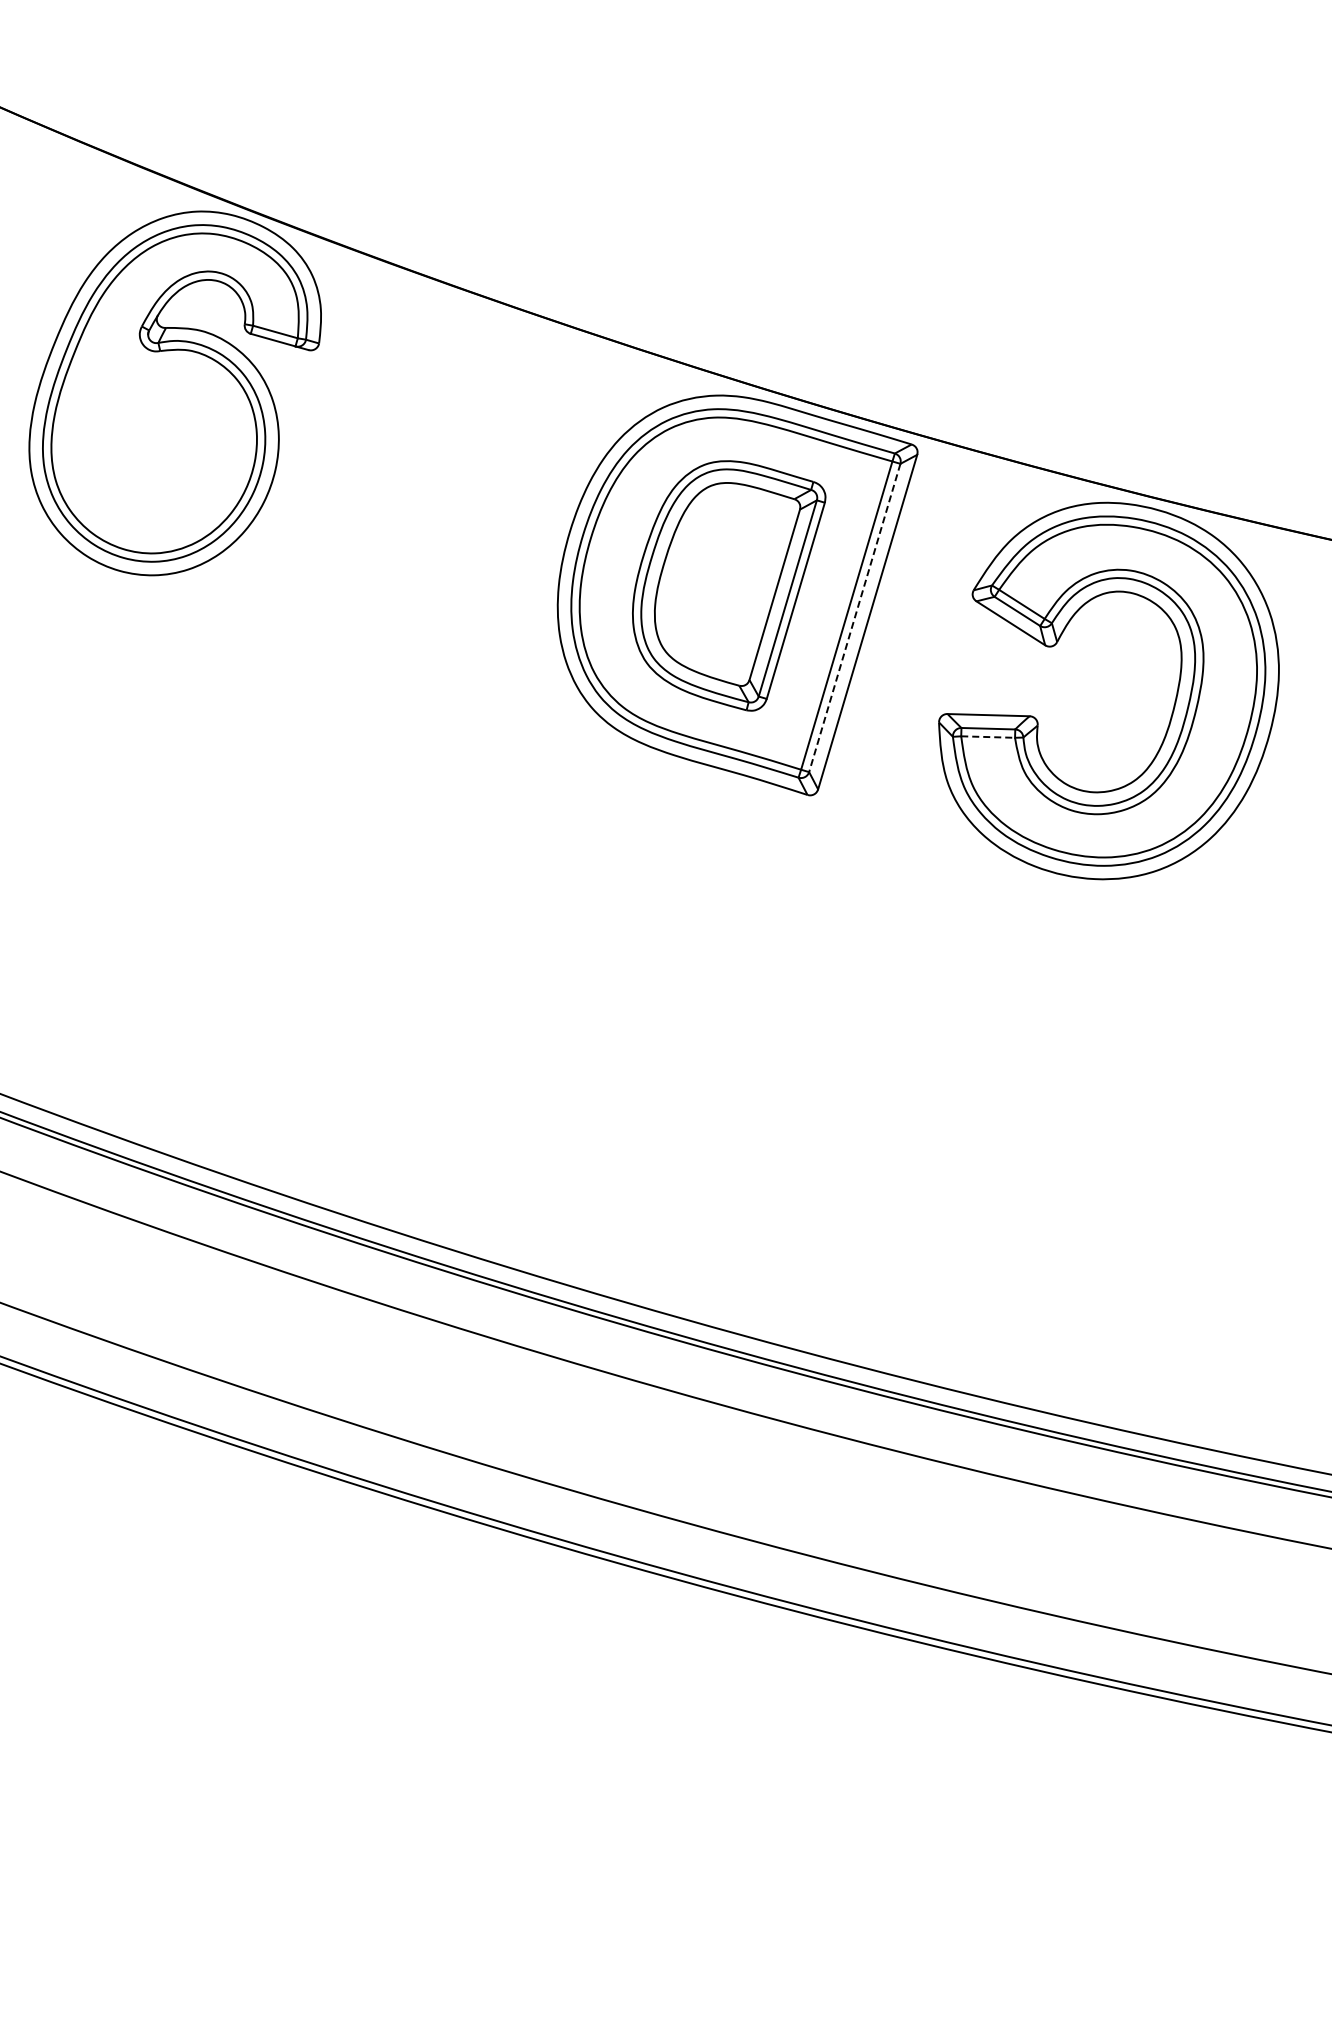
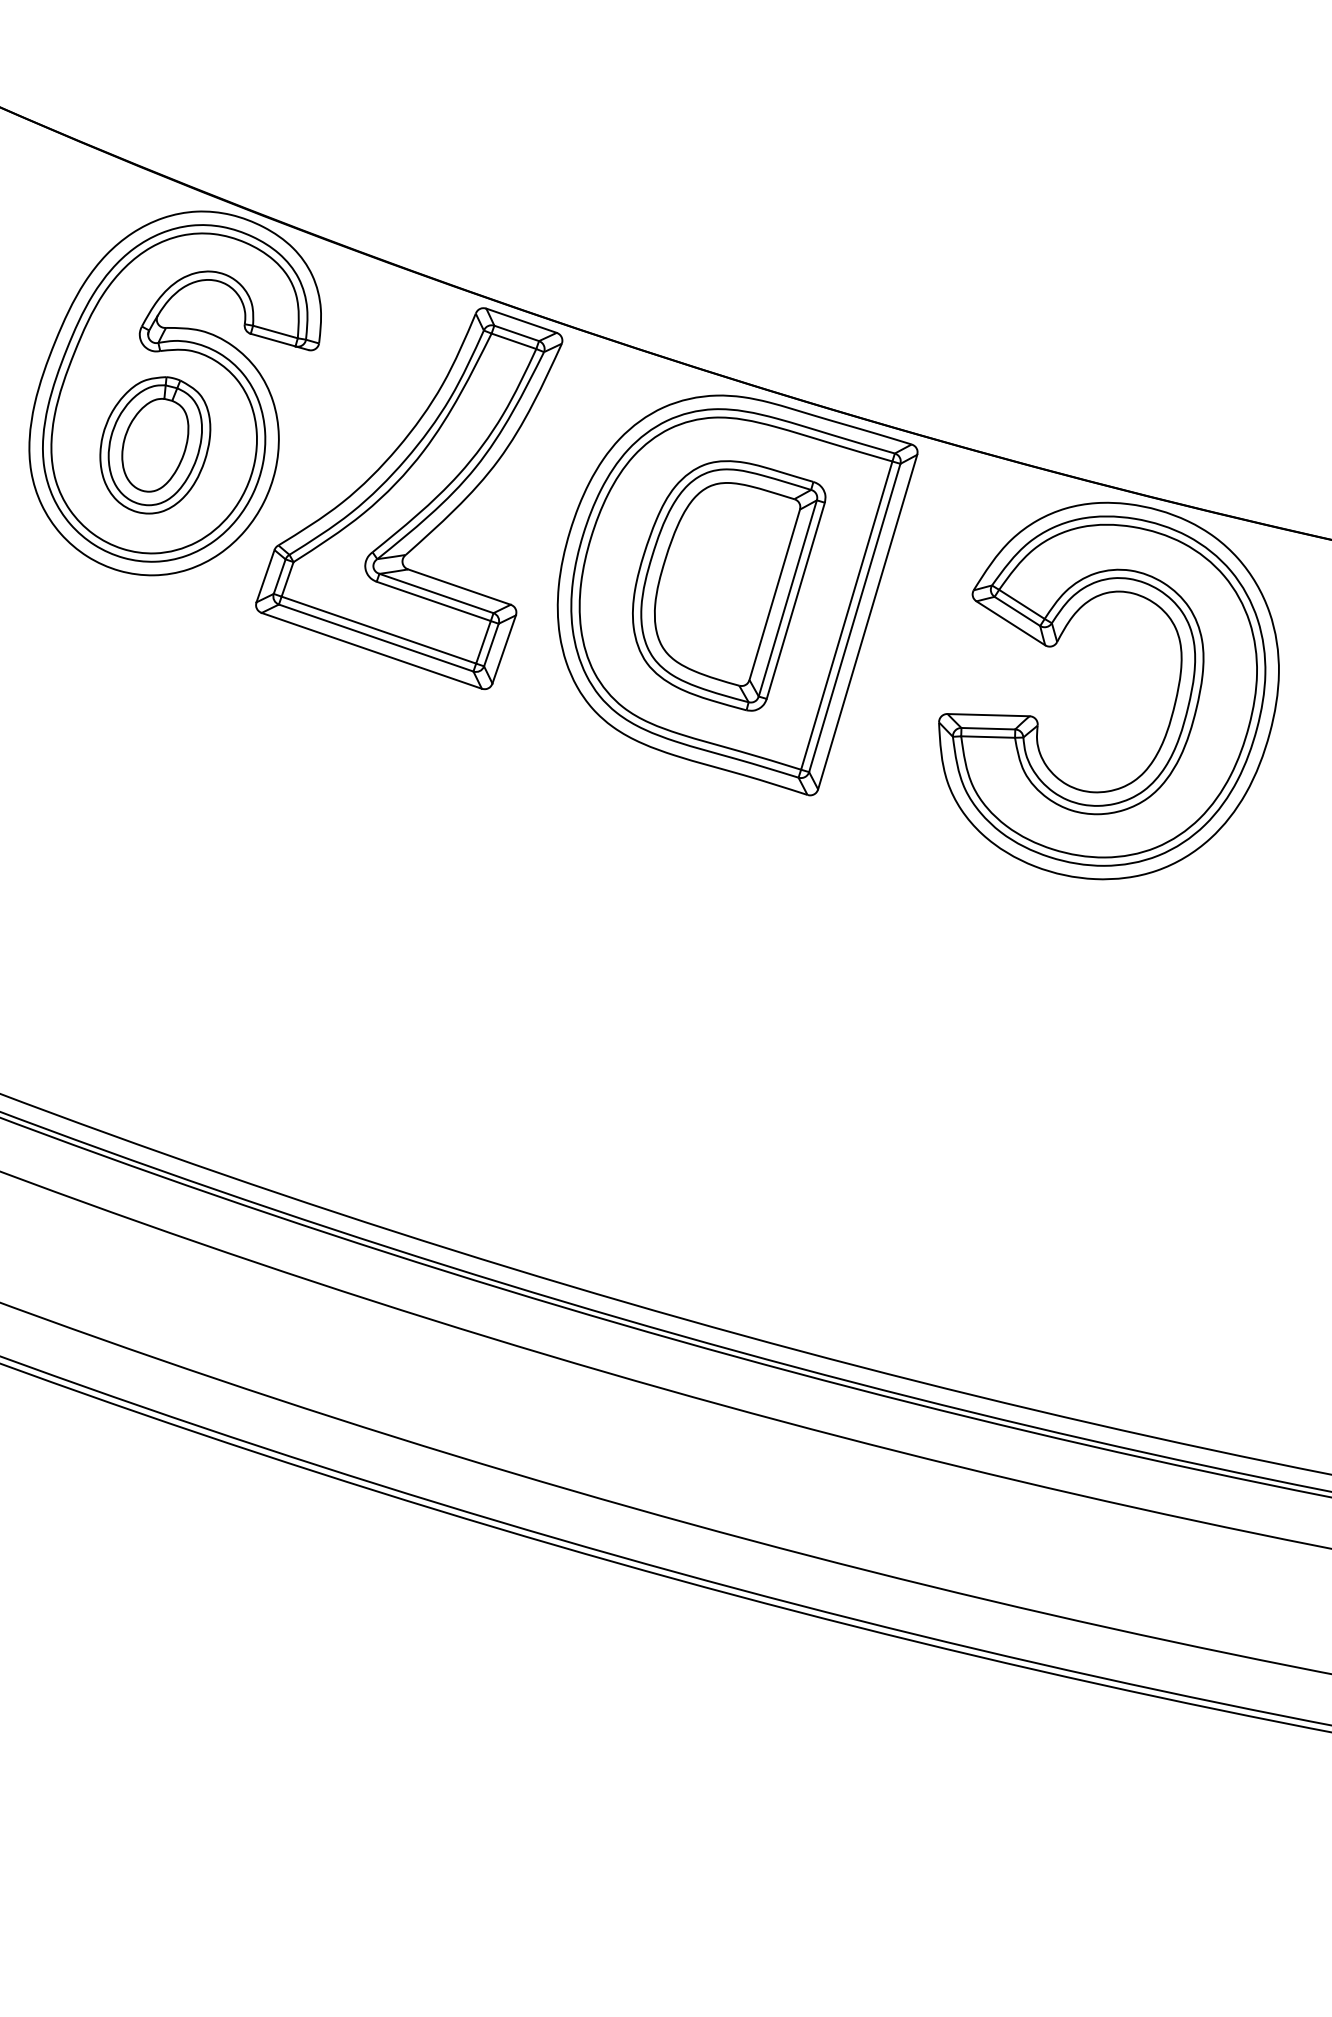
part: none -> present (155, 445)
part: none -> present (409, 498)
line: dashed -> solid (854, 617)
line: dashed -> solid (988, 737)
